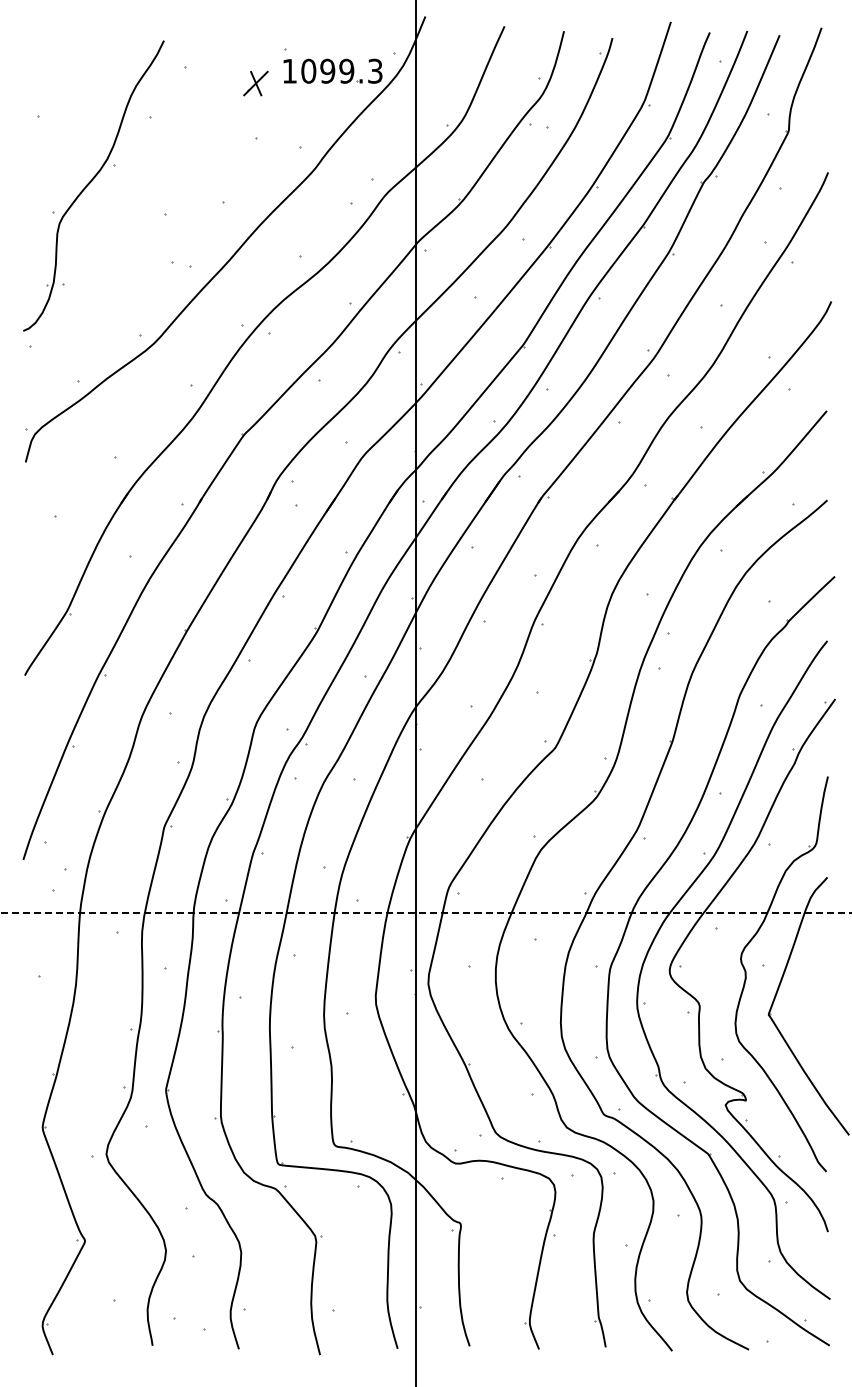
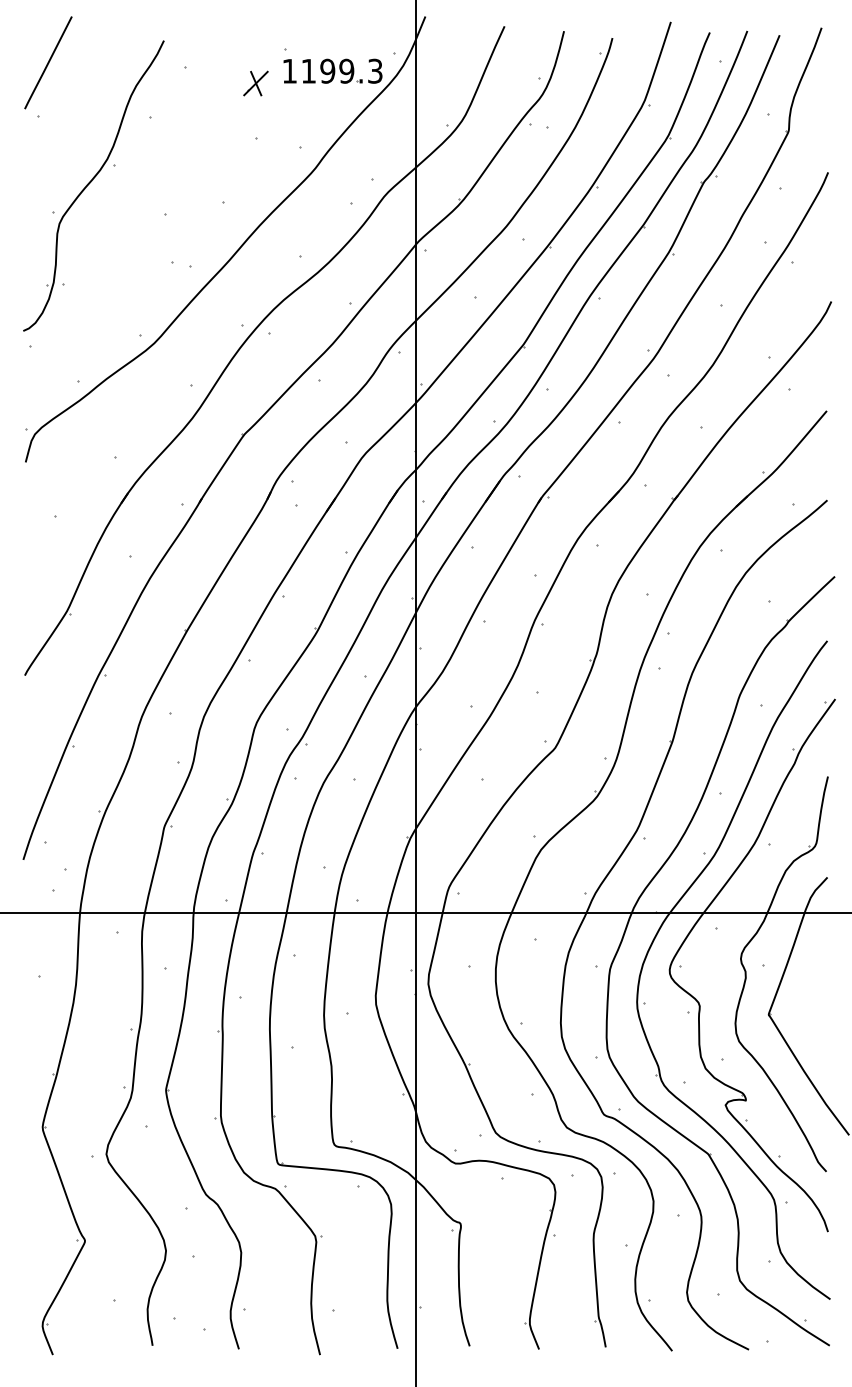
line: none -> present (48, 62)
text: 1099.3 -> 1199.3 (308, 70)
line: dashed -> solid (426, 913)
